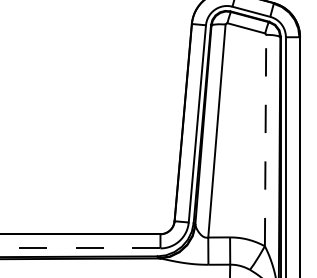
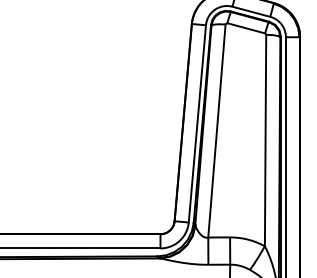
line: dashed -> solid (265, 140)
line: dashed -> solid (80, 248)
